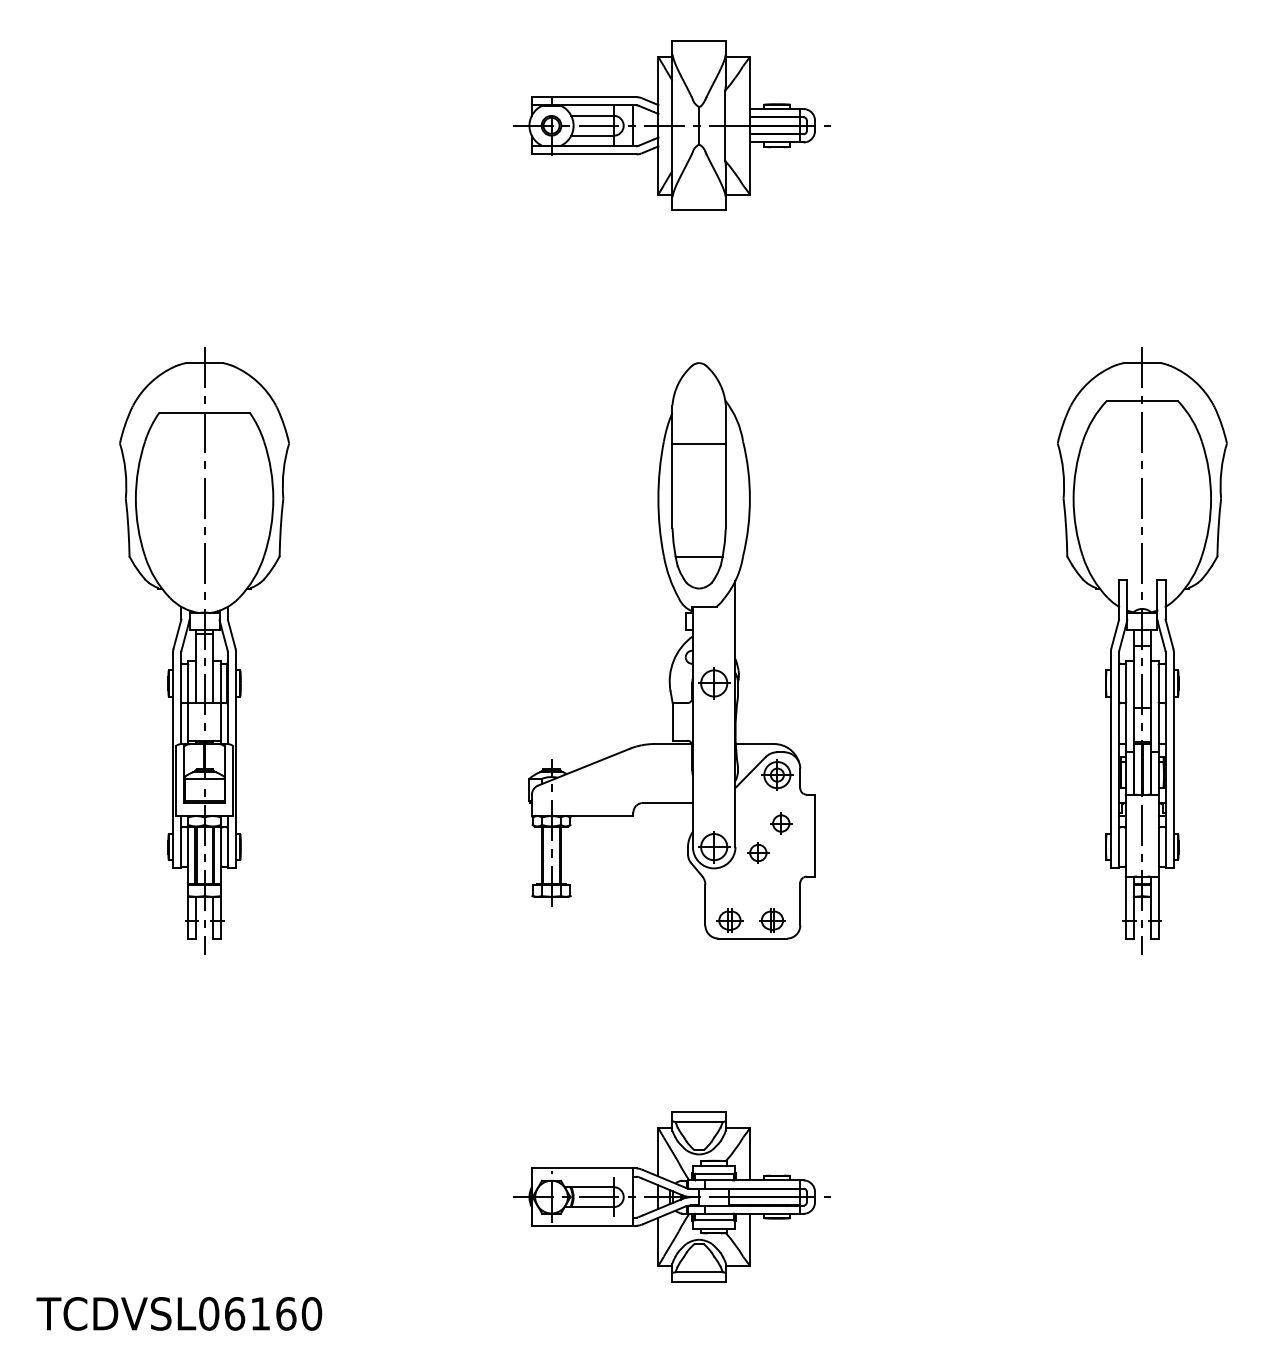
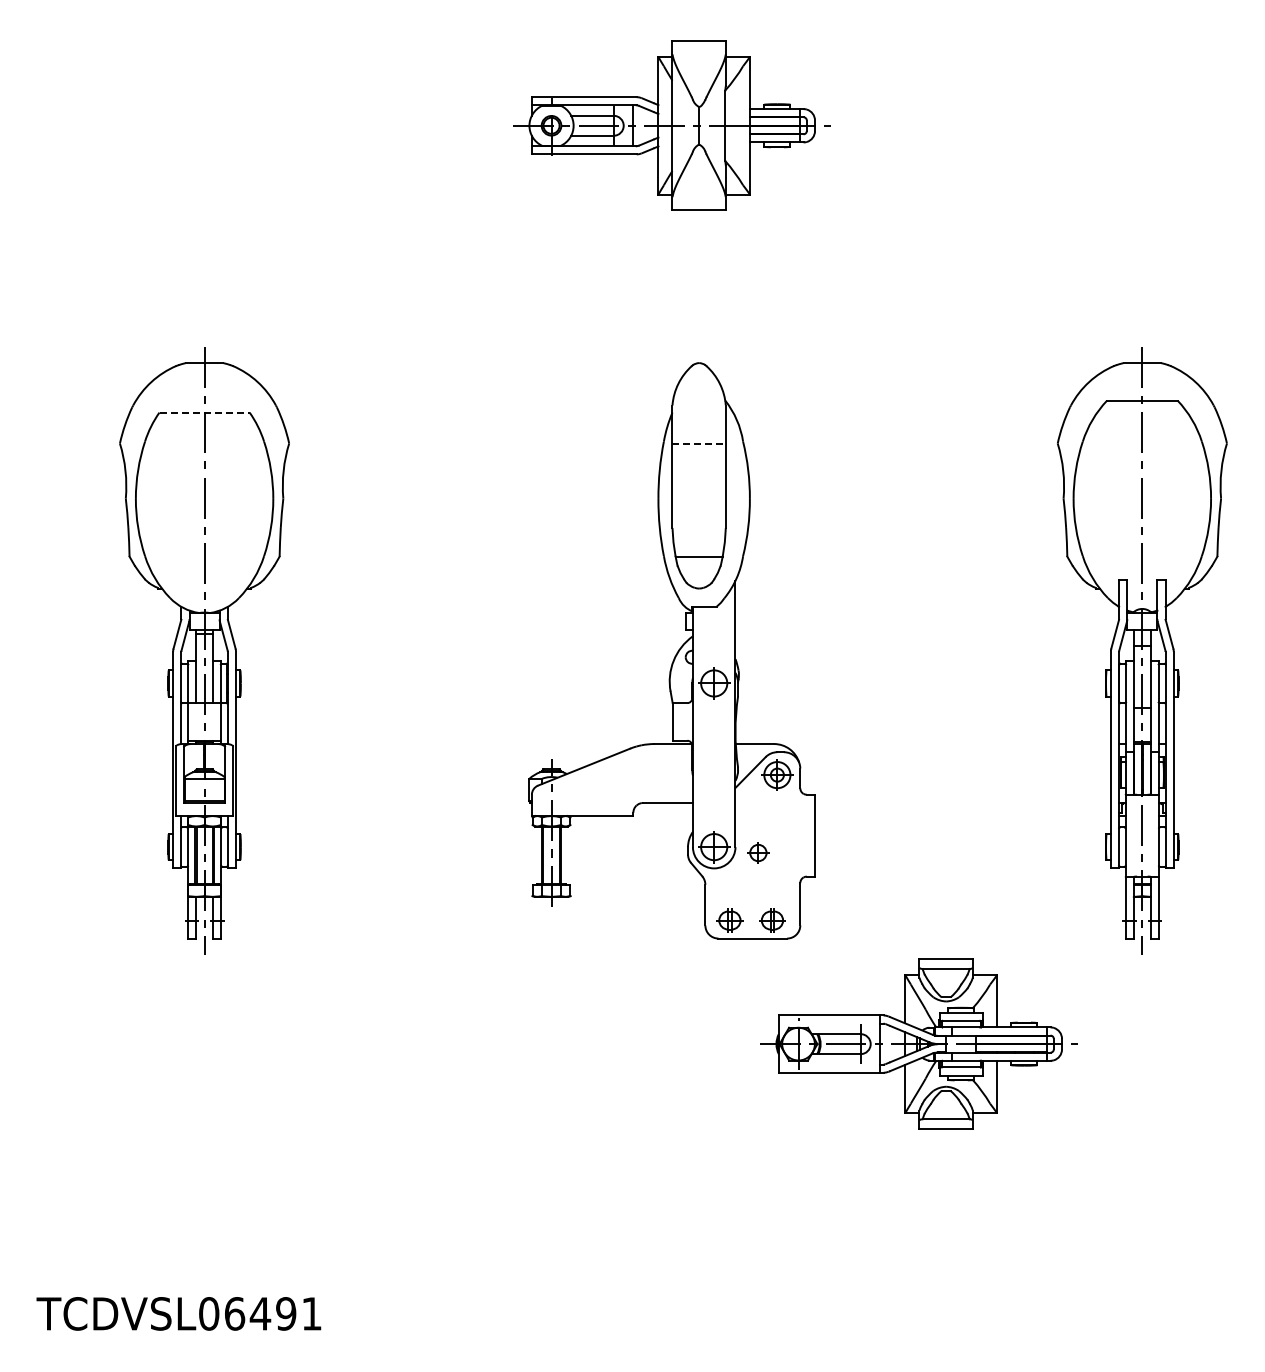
line: solid -> dashed (205, 412)
line: solid -> dashed (699, 443)
part: present -> none (781, 823)
part position: (671, 1196) -> (918, 1043) (918, 1043)
text: TCDVSL06160 -> TCDVSL06491 (285, 1313)
